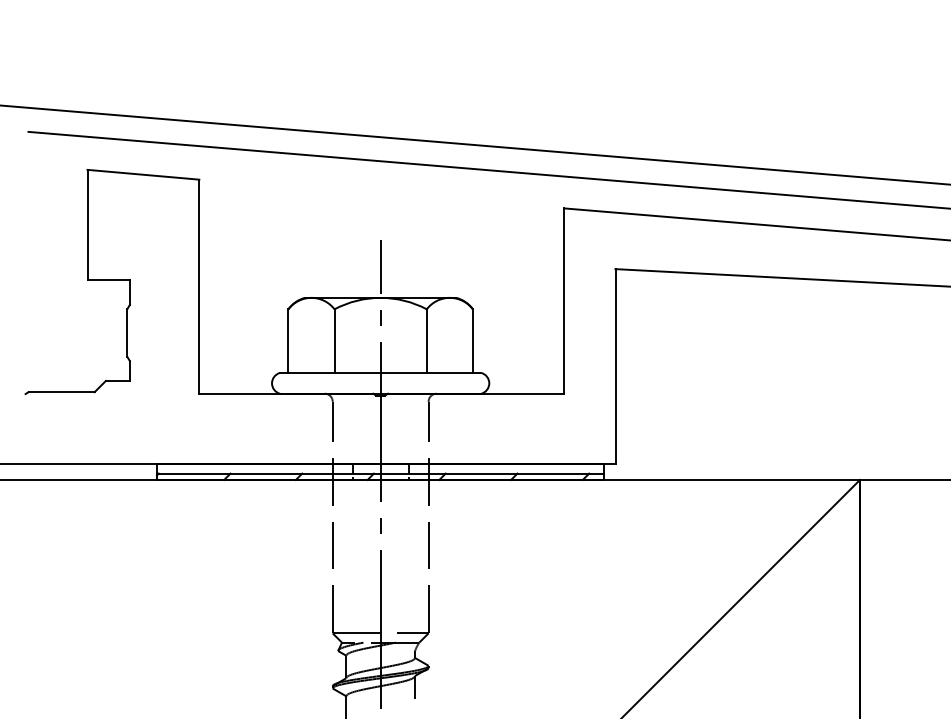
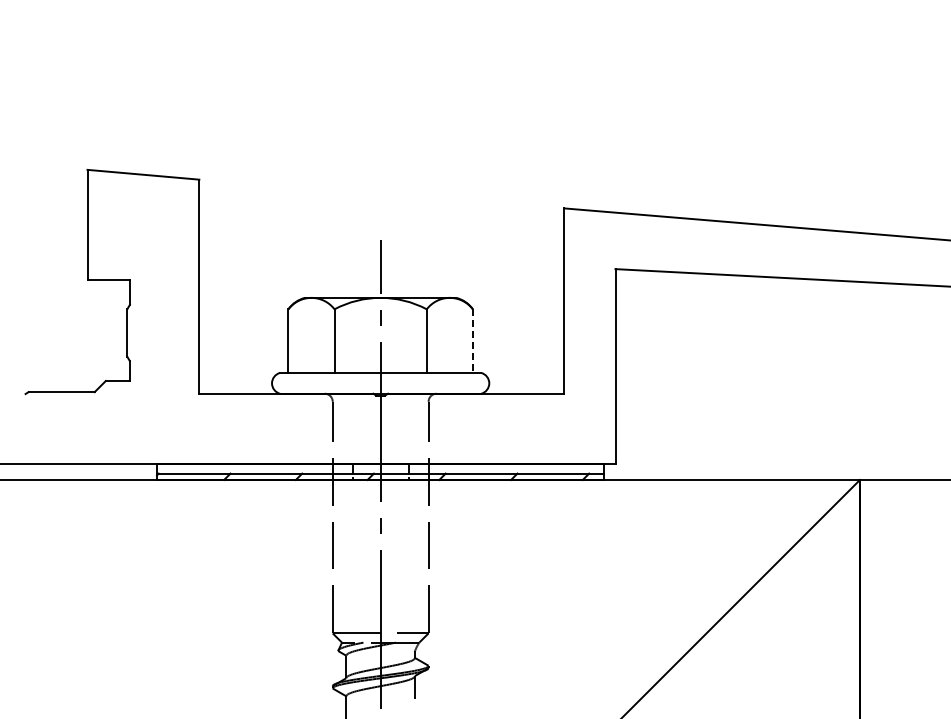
line: present -> none (474, 144)
line: present -> none (487, 169)
line: solid -> dashed (472, 341)
